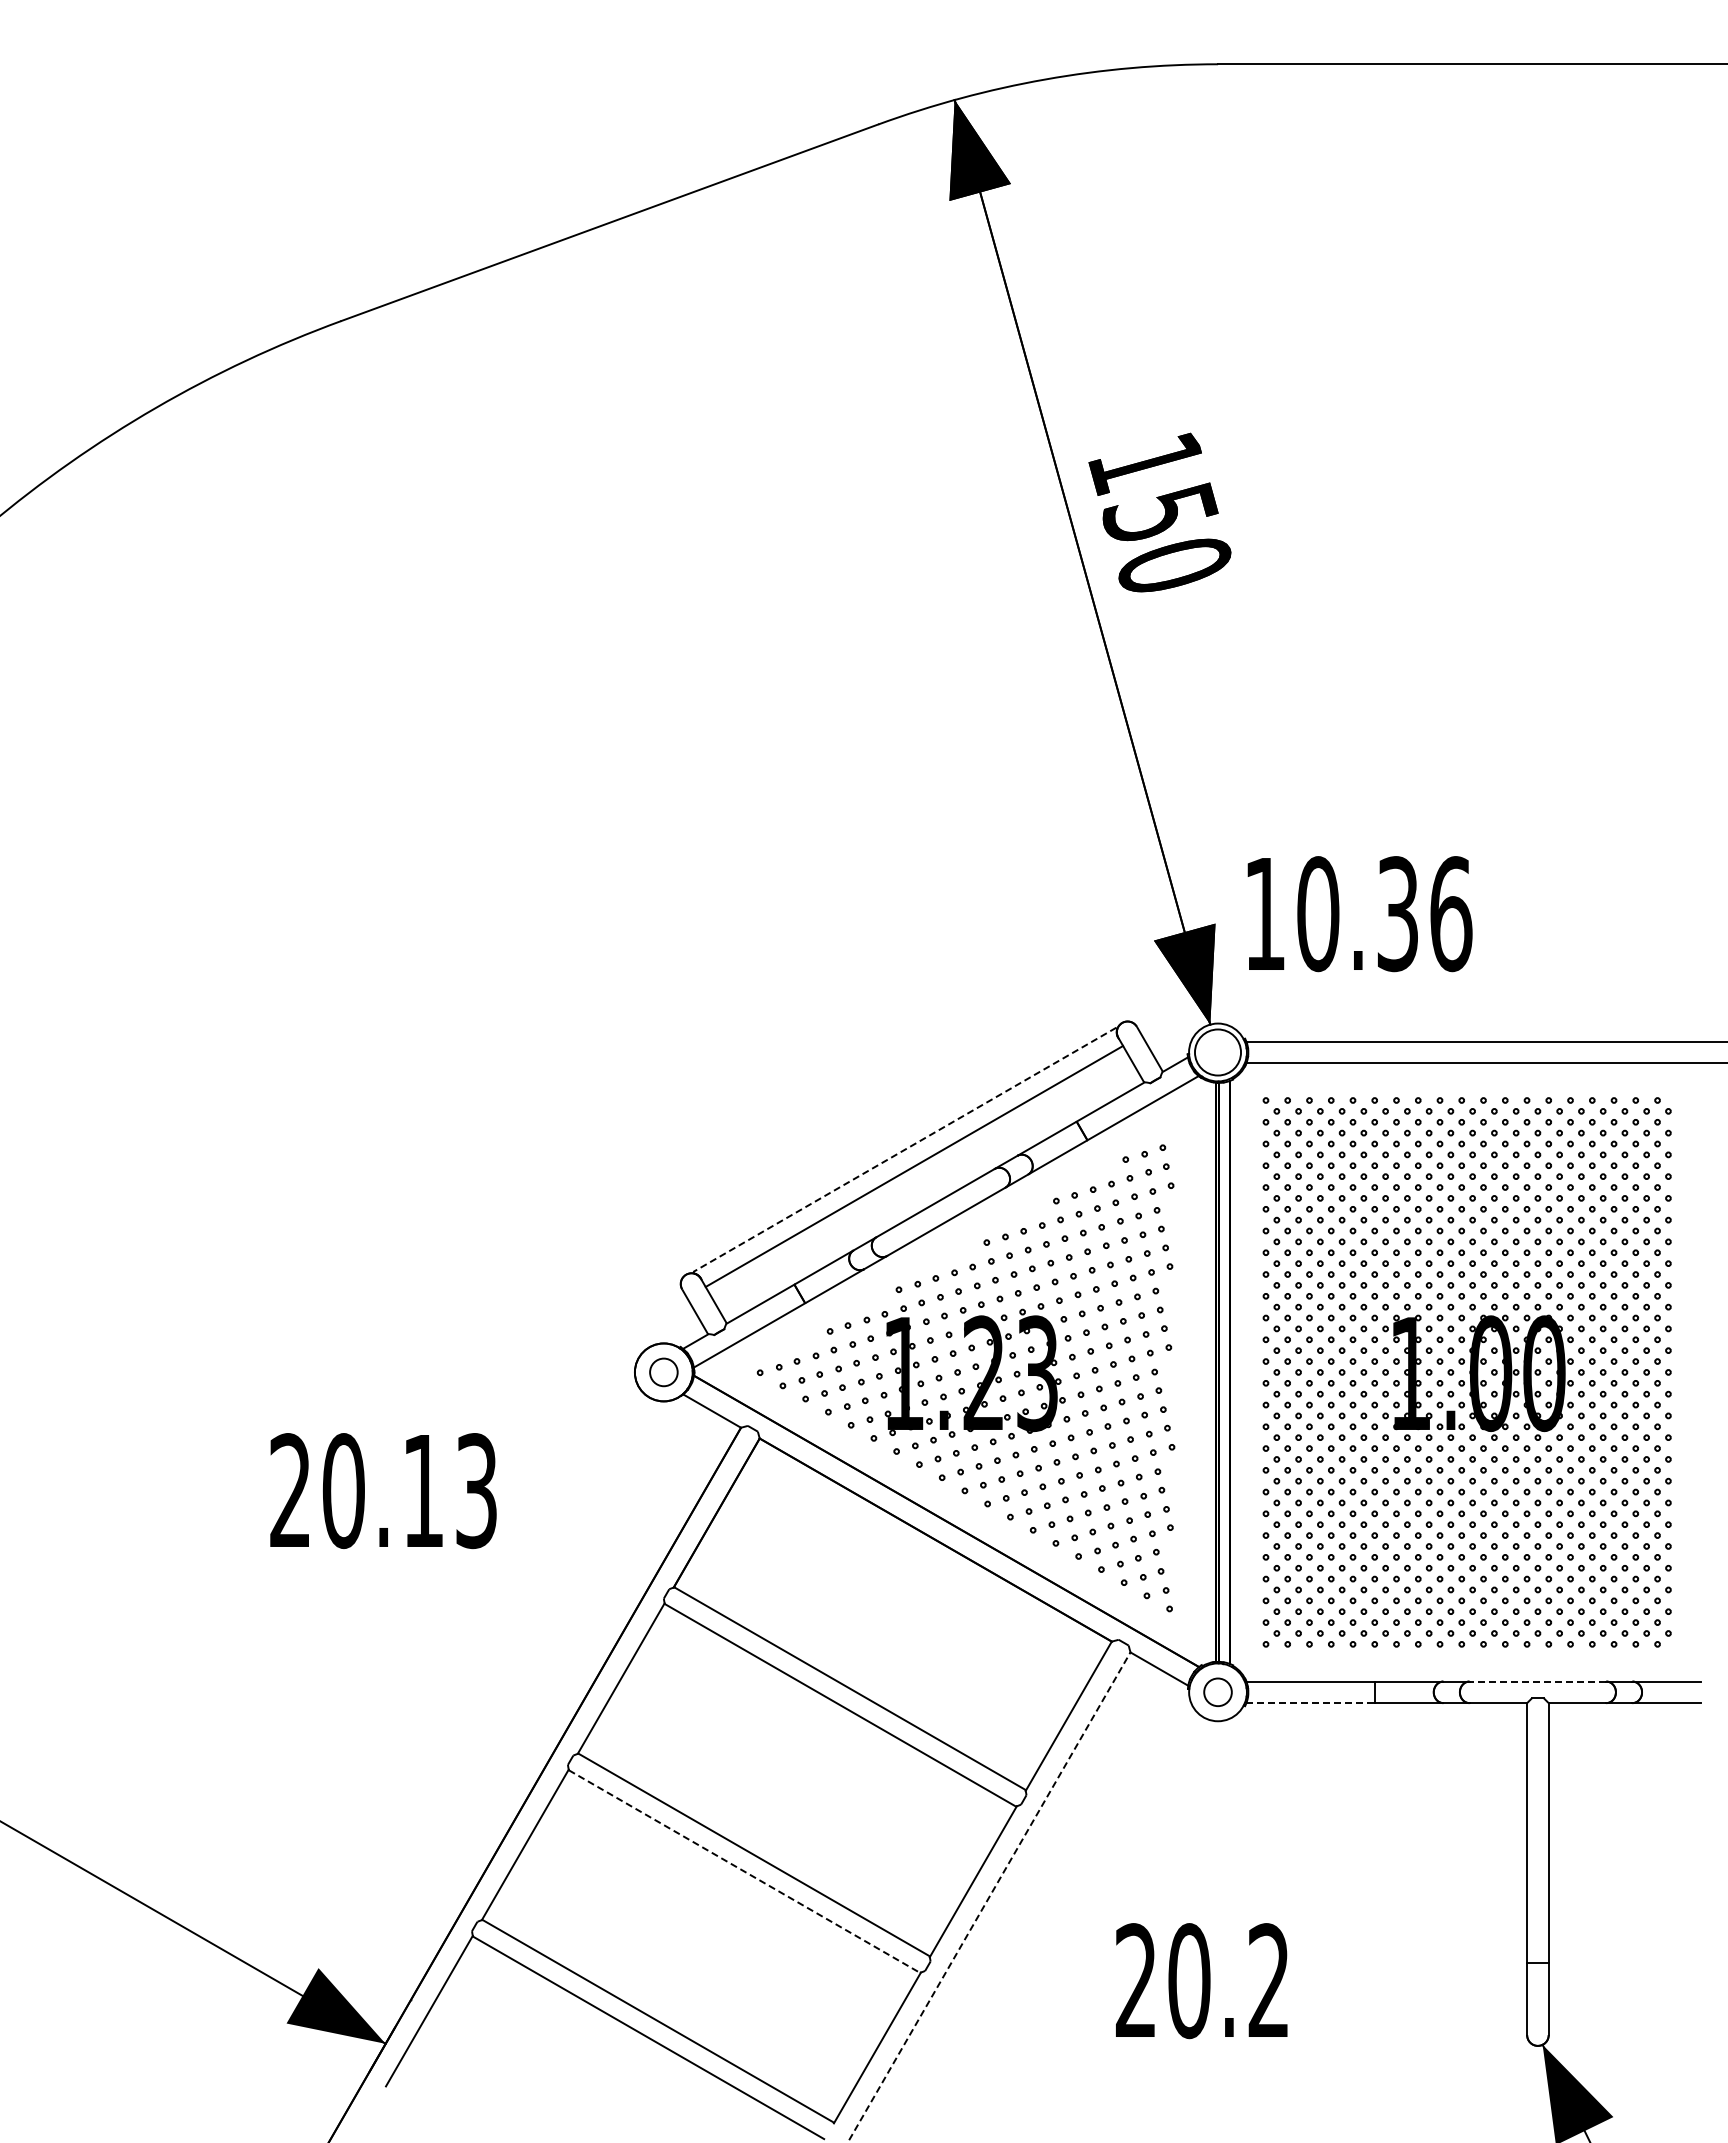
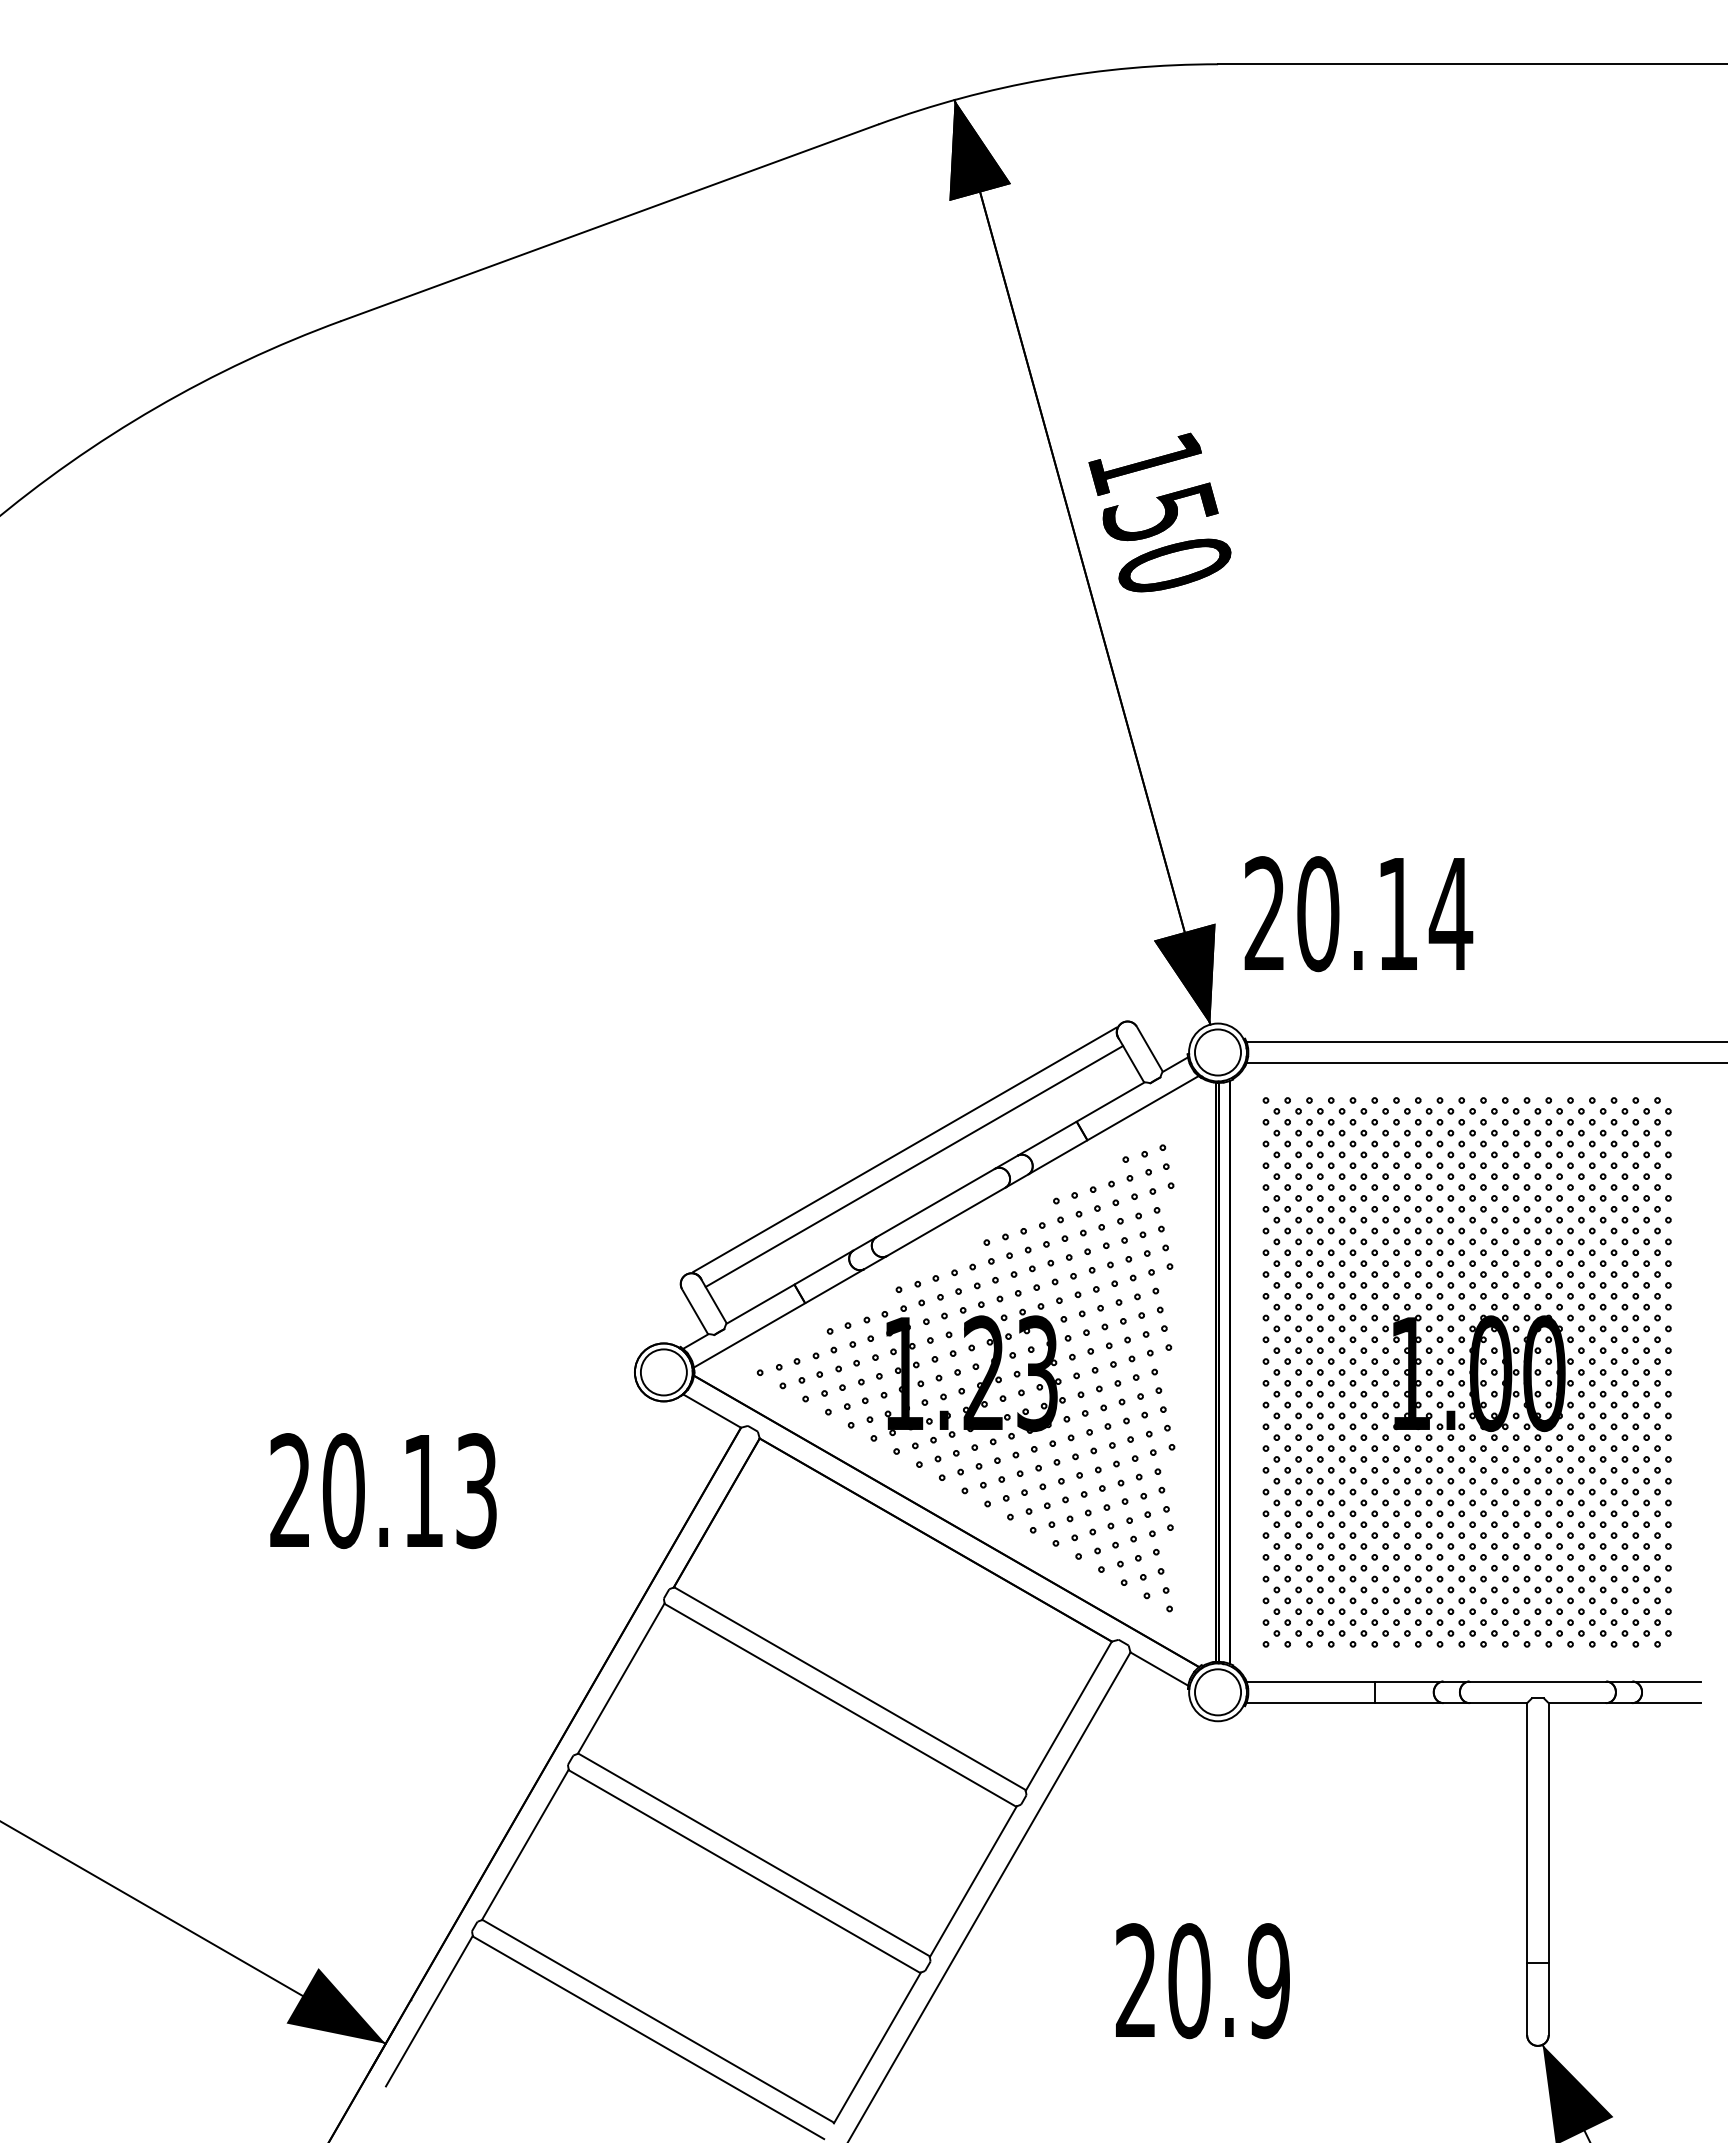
text: 10.36 -> 20.14 (1358, 914)
line: dashed -> solid (904, 1150)
circle diameter: 28 px -> 46 px (663, 1372)
line: dashed -> solid (1537, 1681)
circle diameter: 28 px -> 46 px (1218, 1692)
line: dashed -> solid (1311, 1703)
line: dashed -> solid (744, 1871)
line: dashed -> solid (989, 1897)
text: 20.2 -> 20.9 (1268, 1981)
